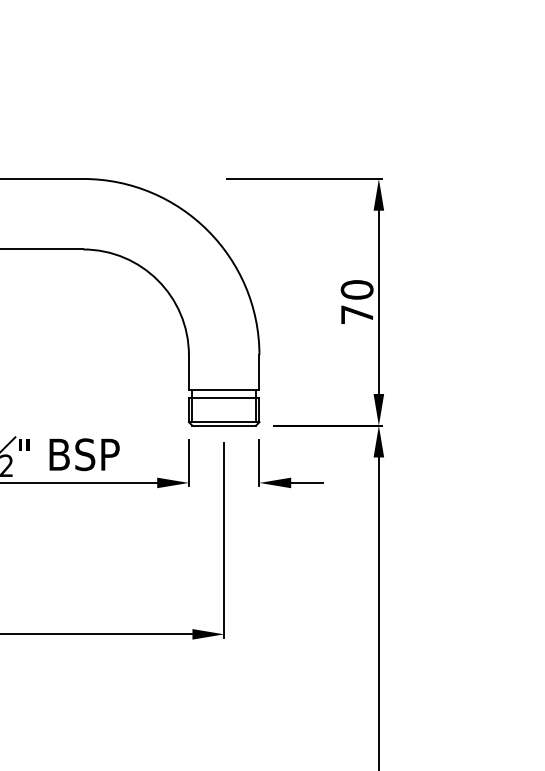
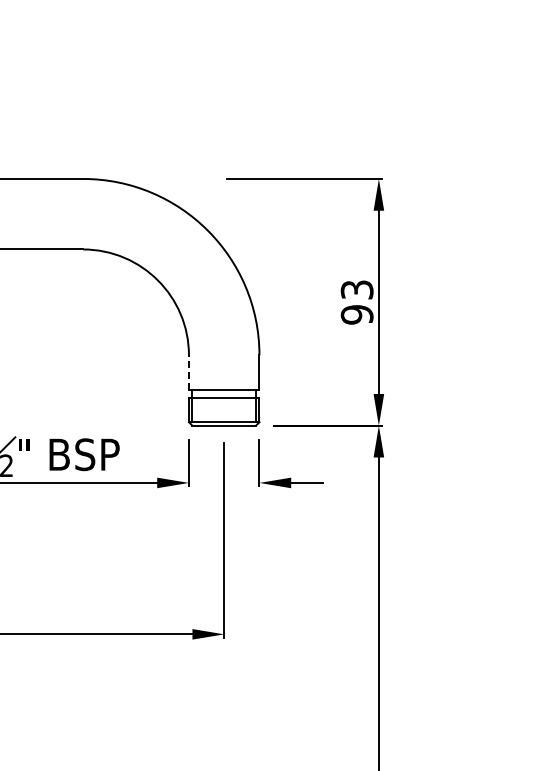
text: 70 -> 93 (356, 302)
line: solid -> dashed (188, 372)
